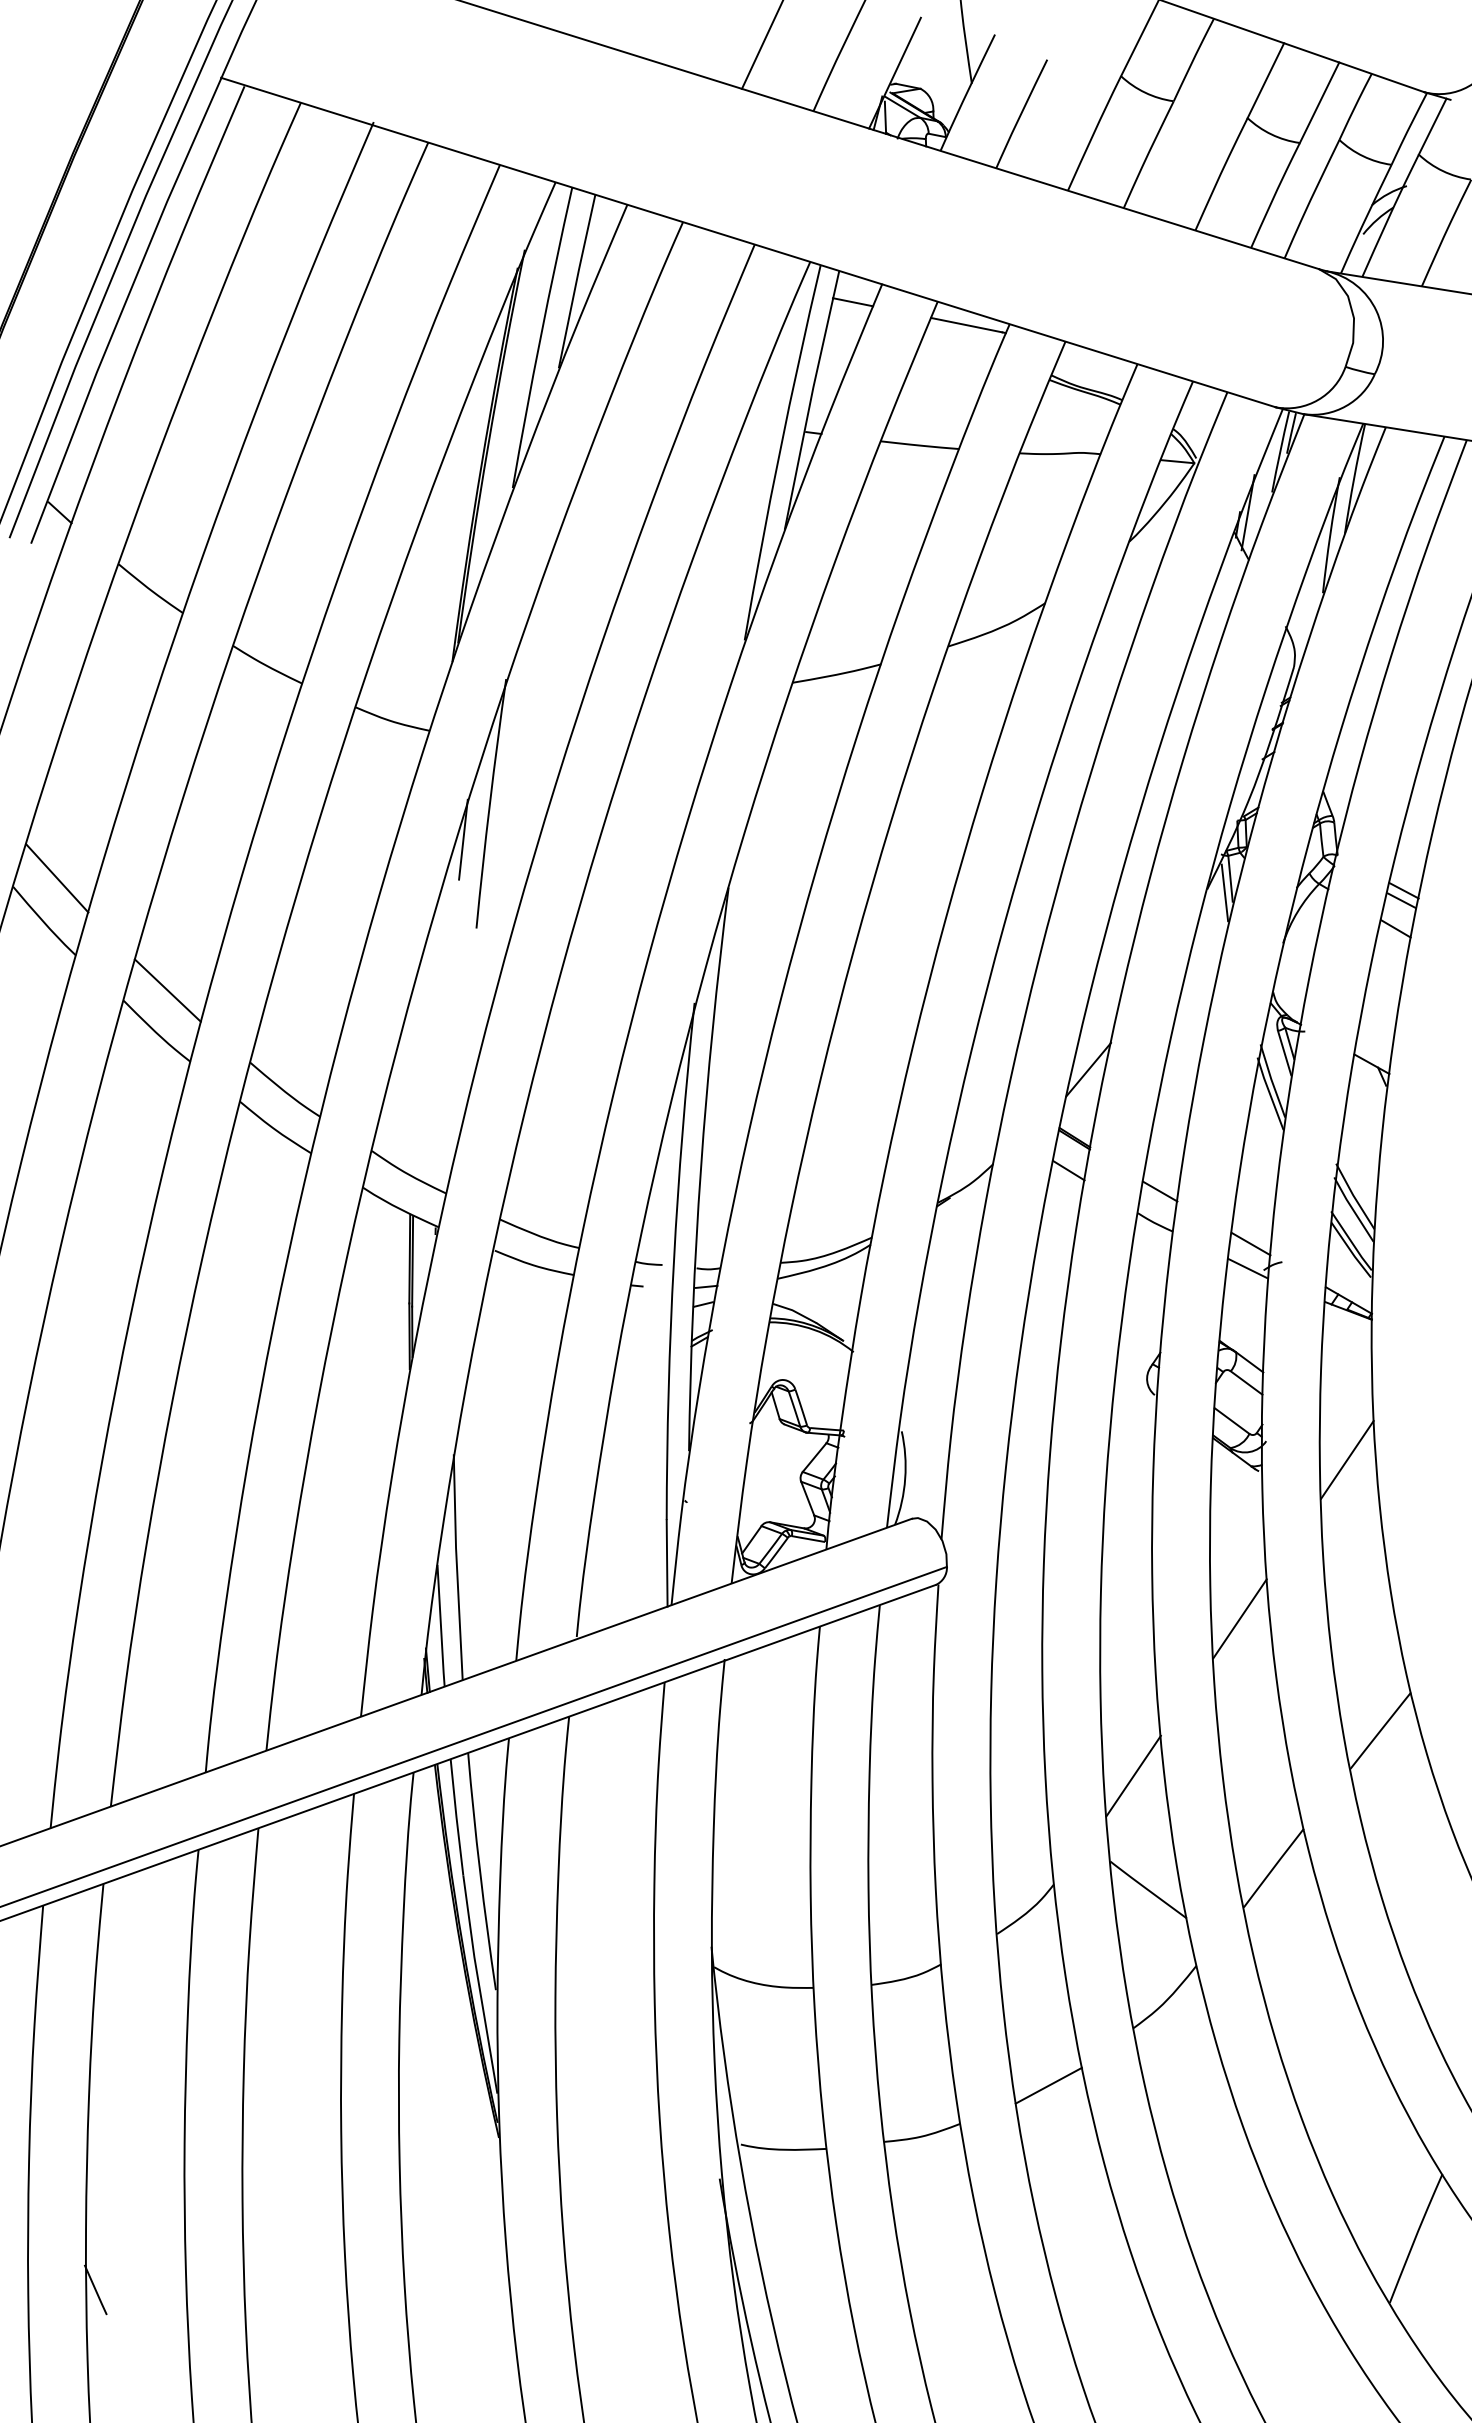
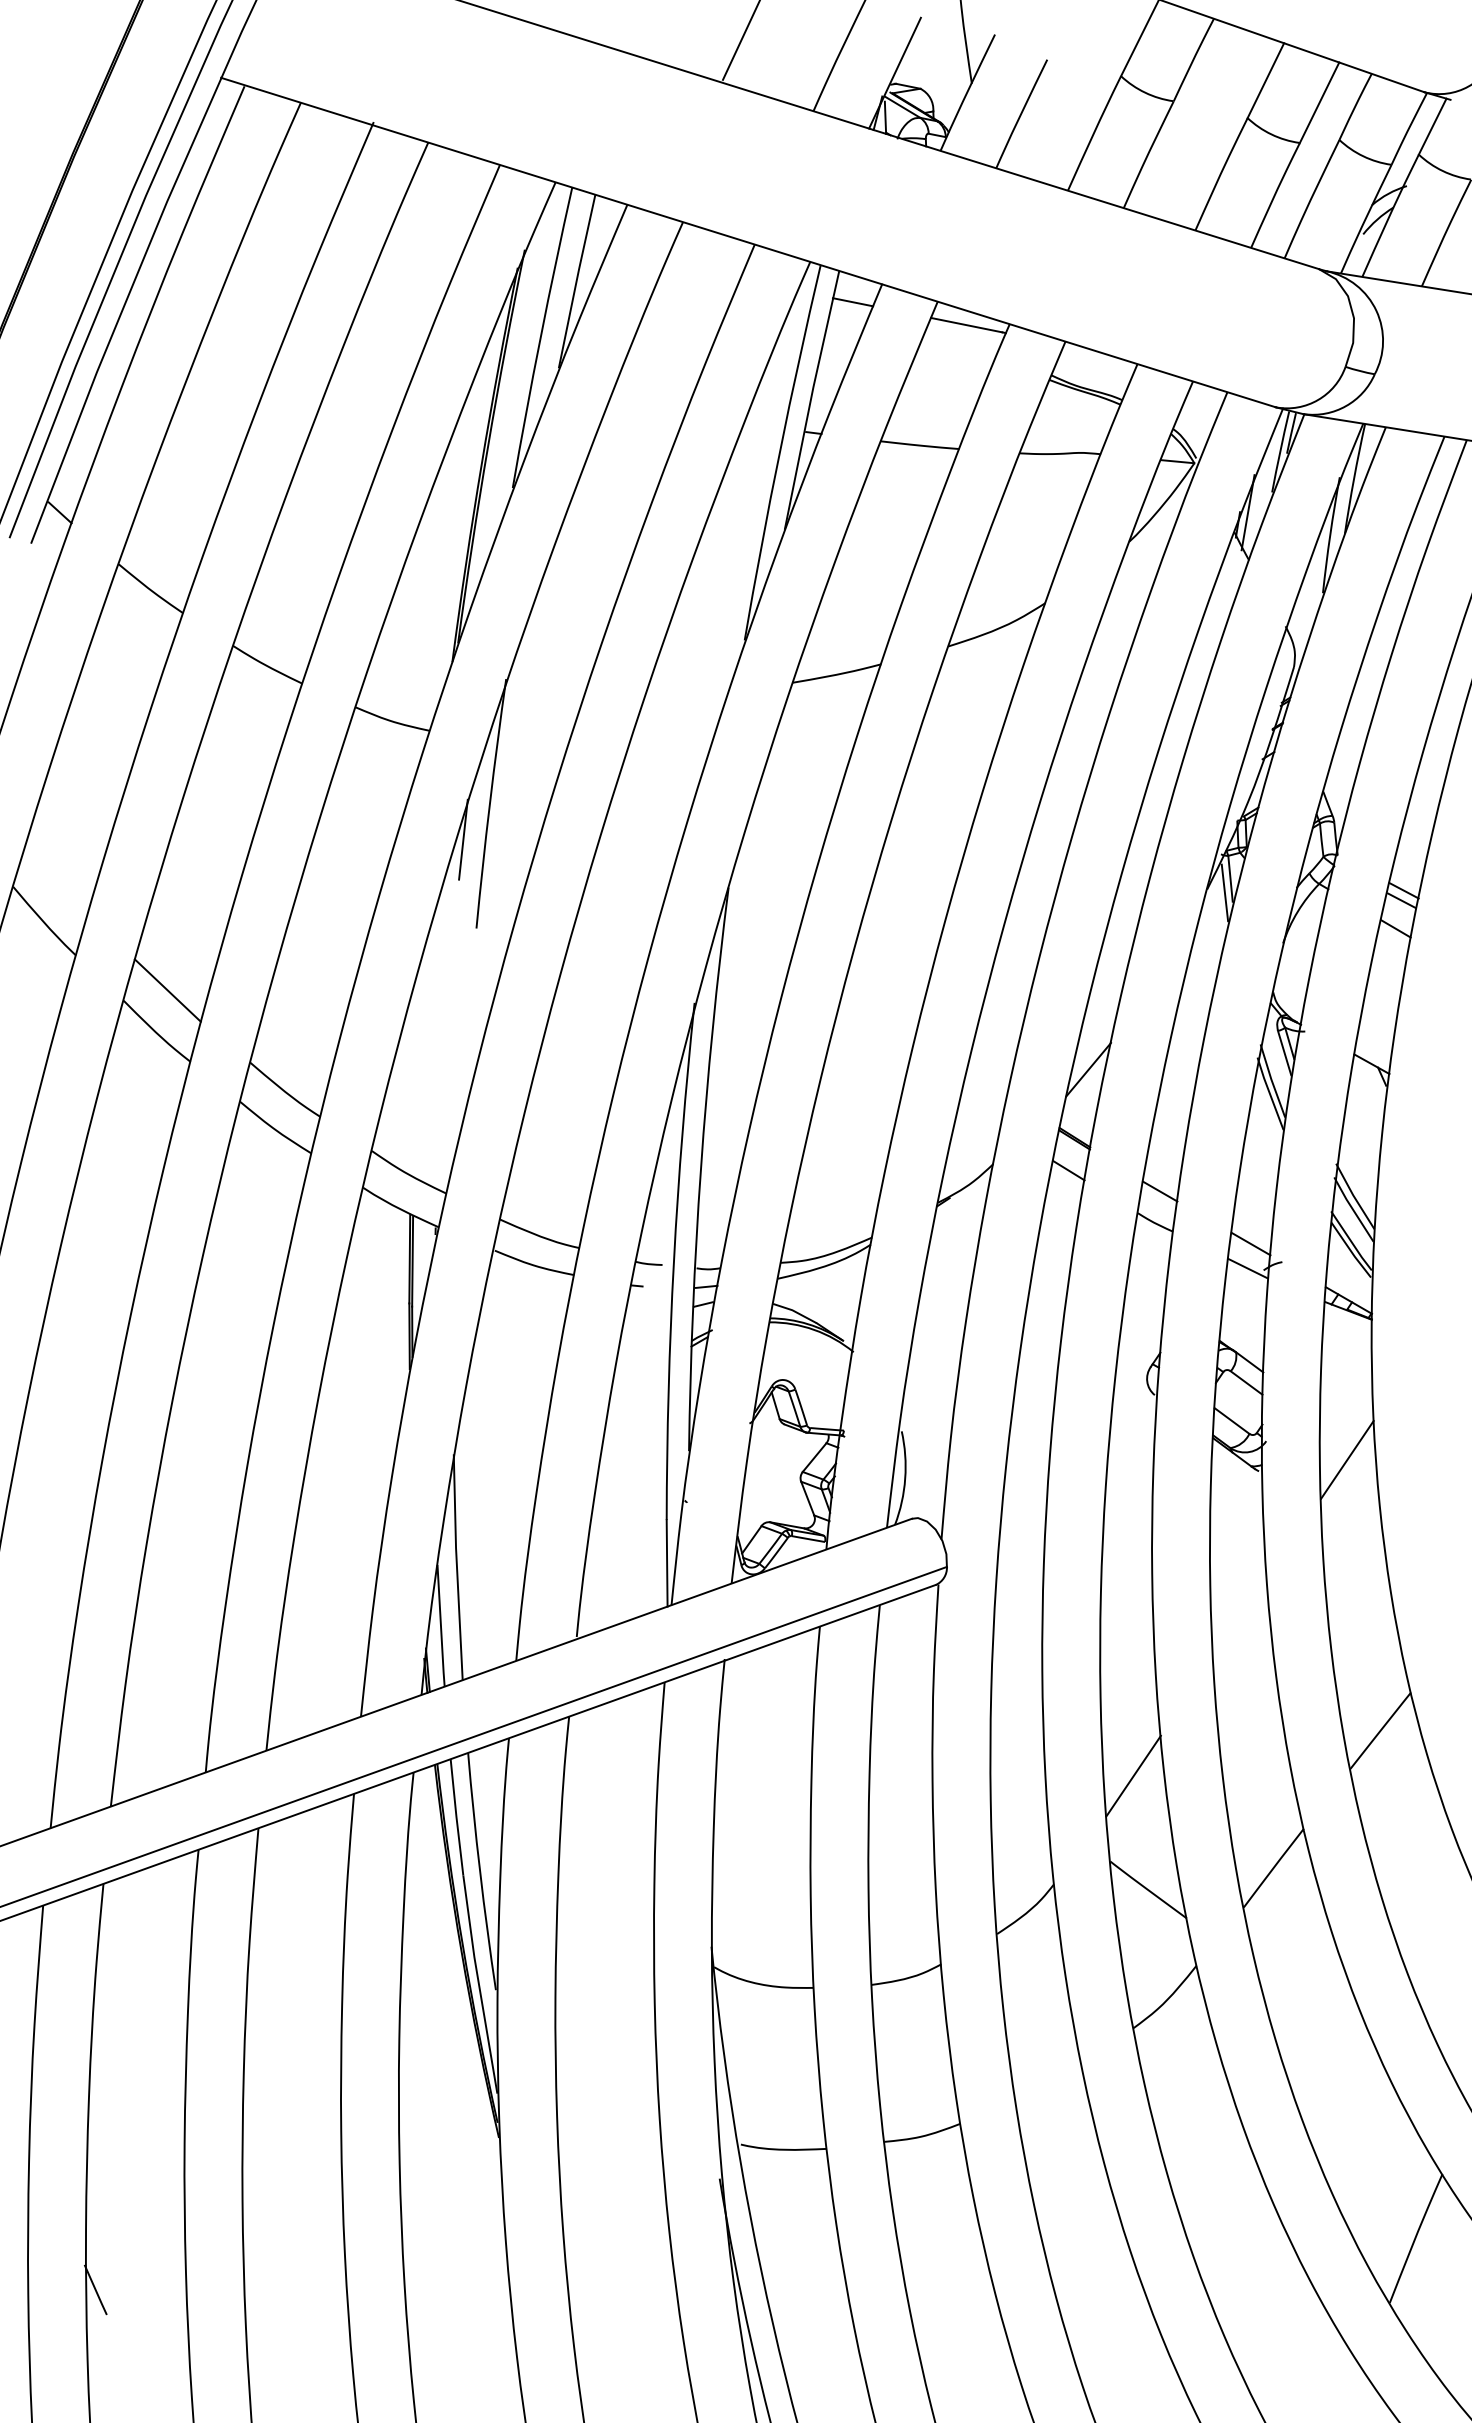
line position: (761, 45) -> (740, 40) (740, 40)
line: present -> none (57, 878)
line: present -> none (1239, 1618)
line: present -> none (1048, 2085)
